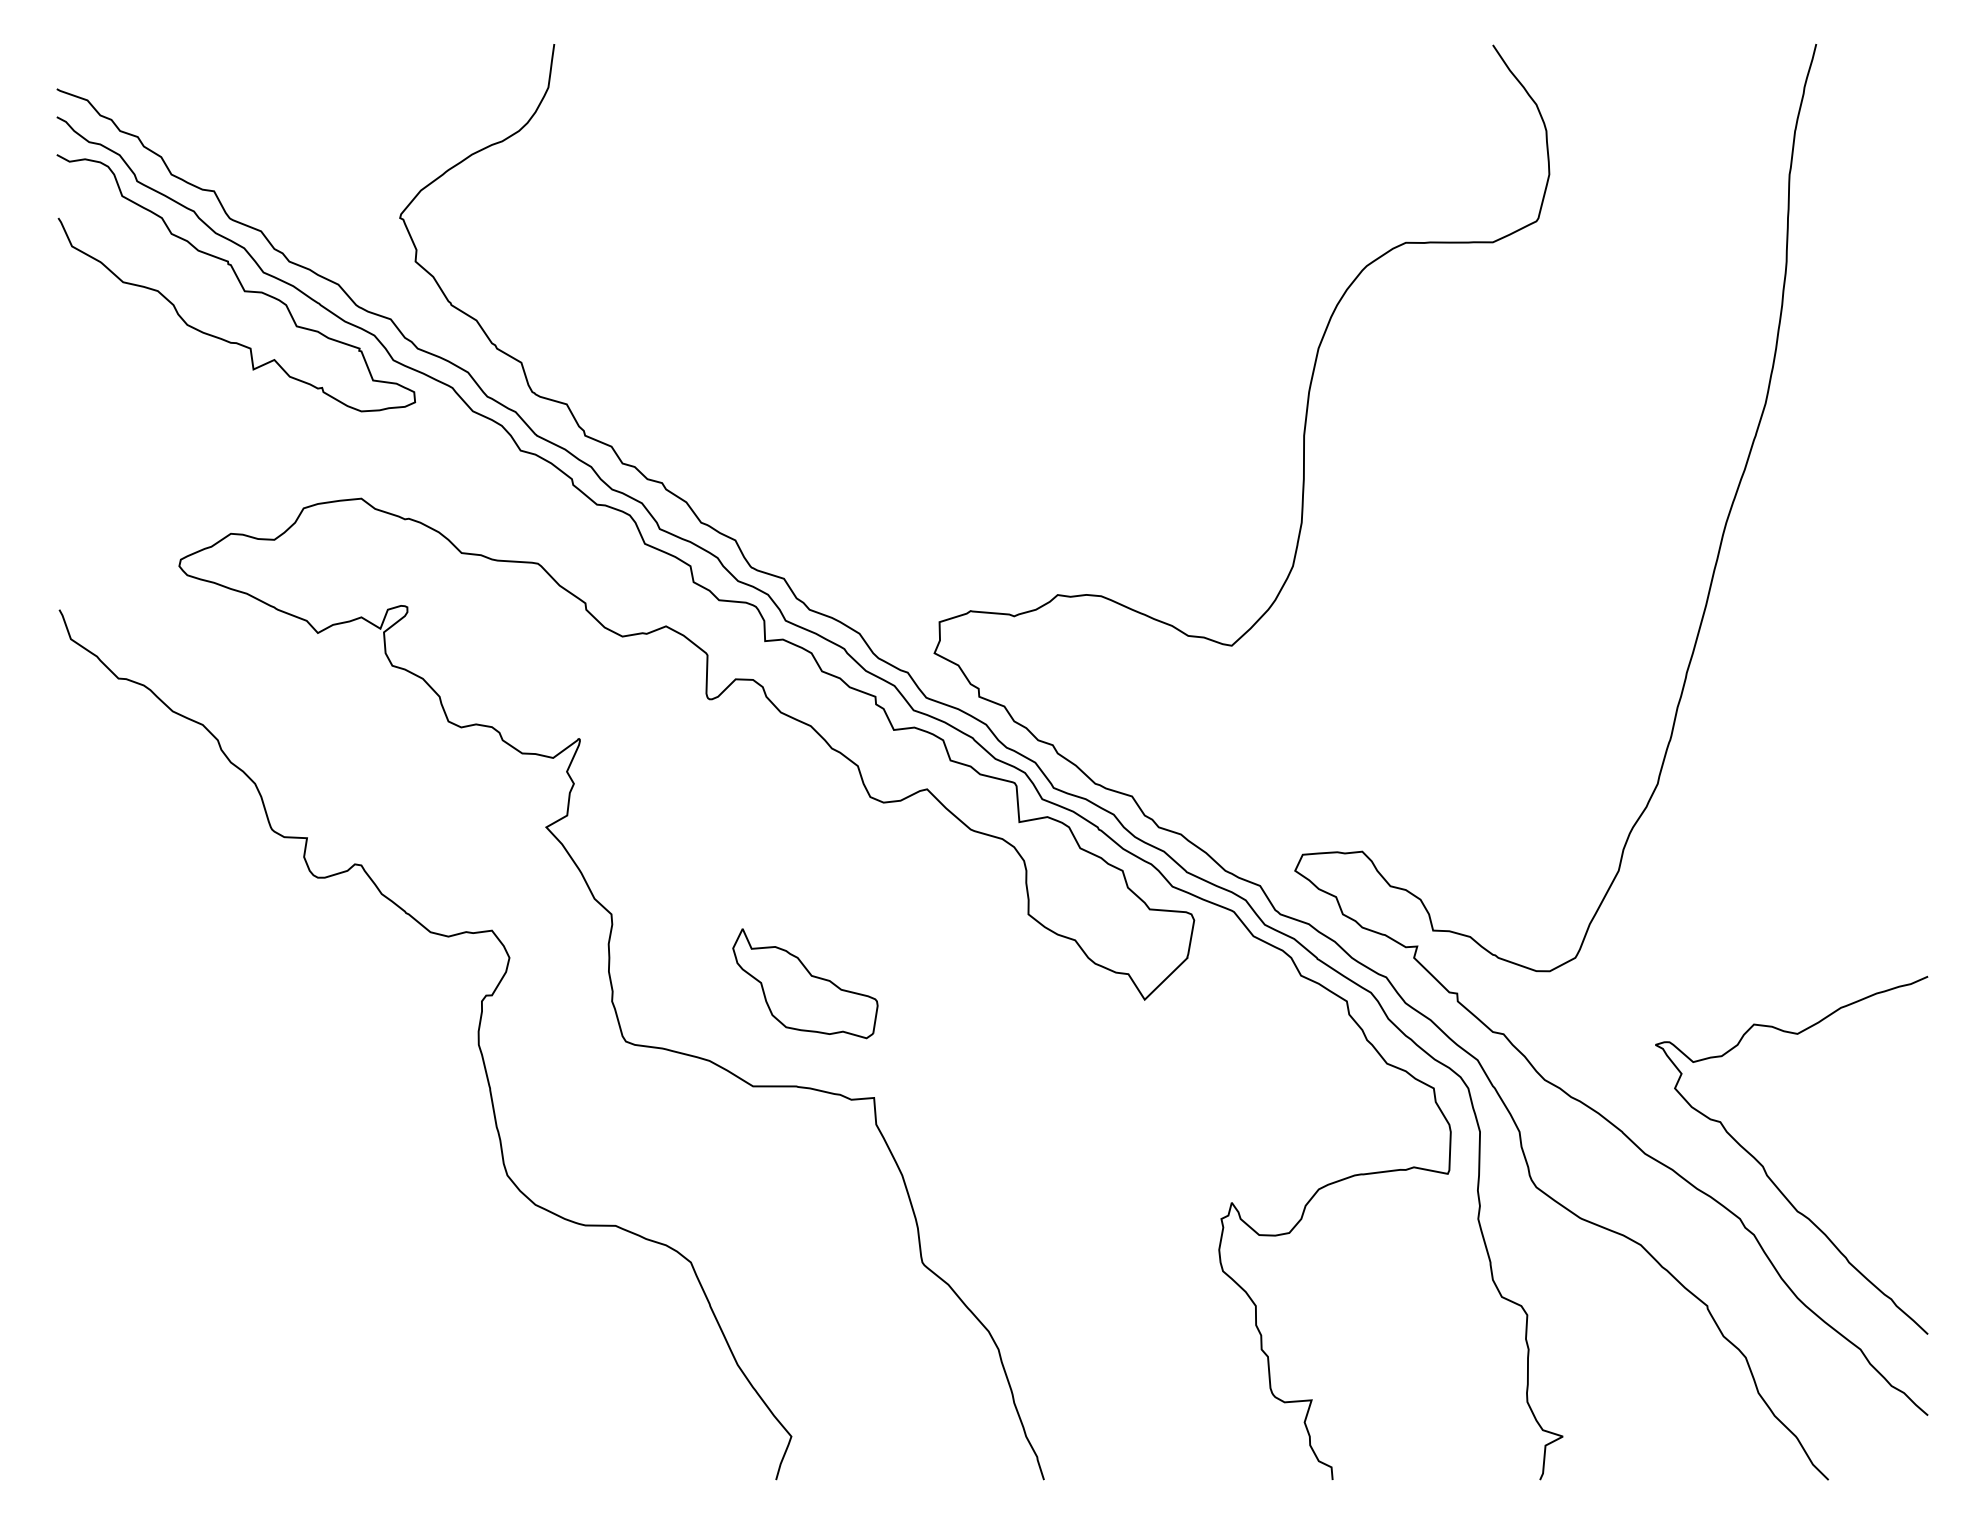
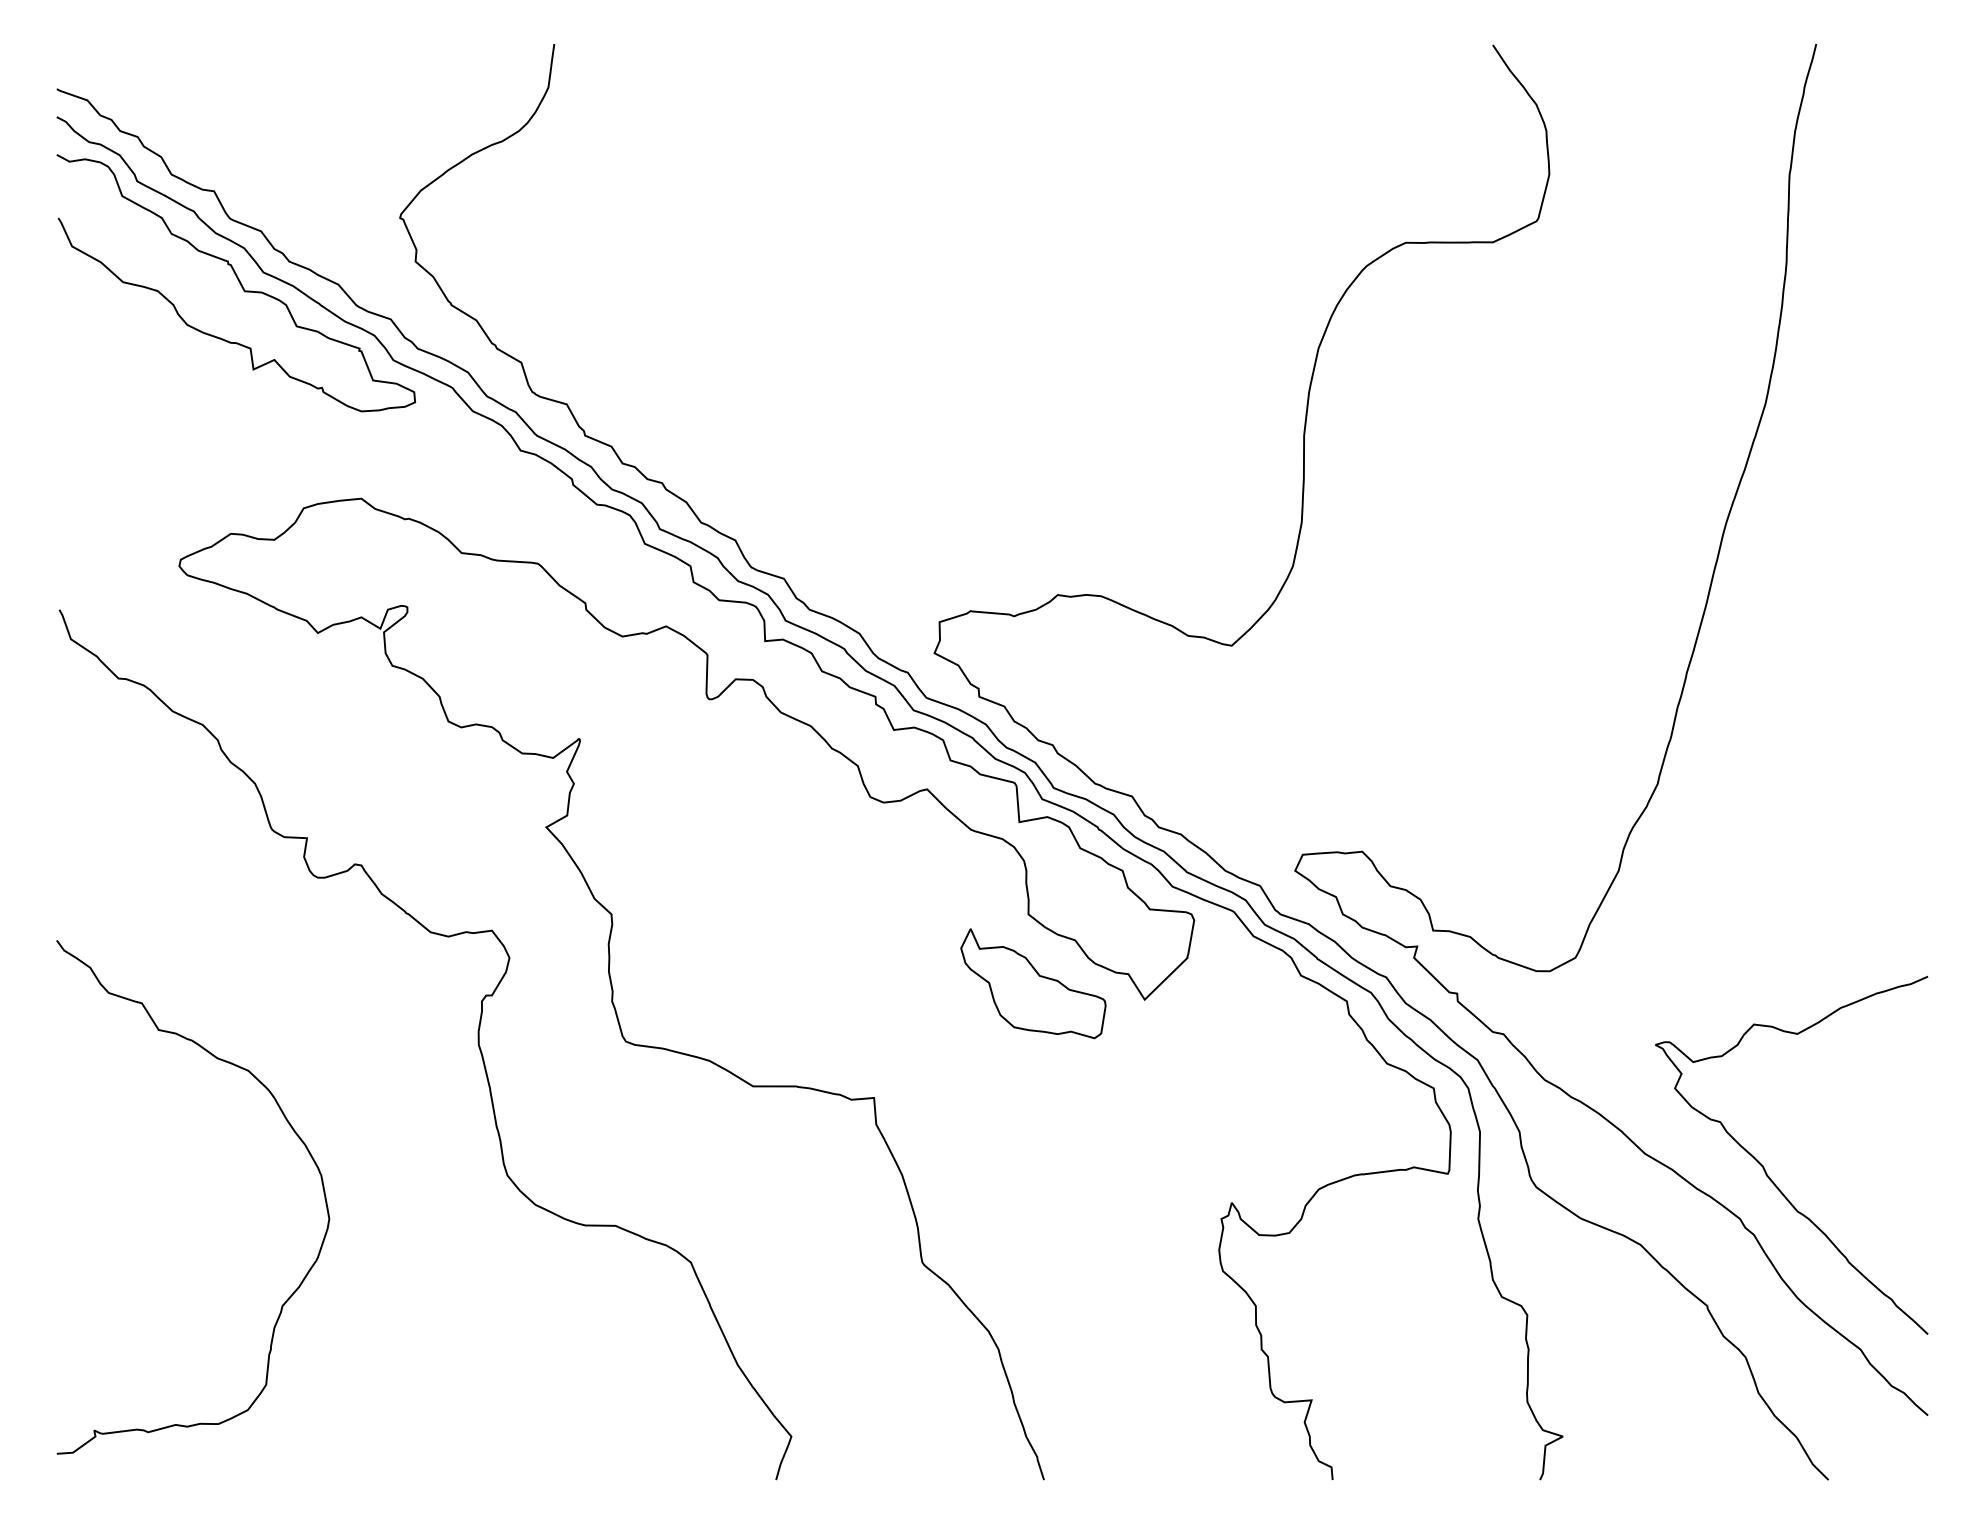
part position: (805, 983) -> (1033, 983) (1033, 983)
curve: none -> present (290, 1127)
